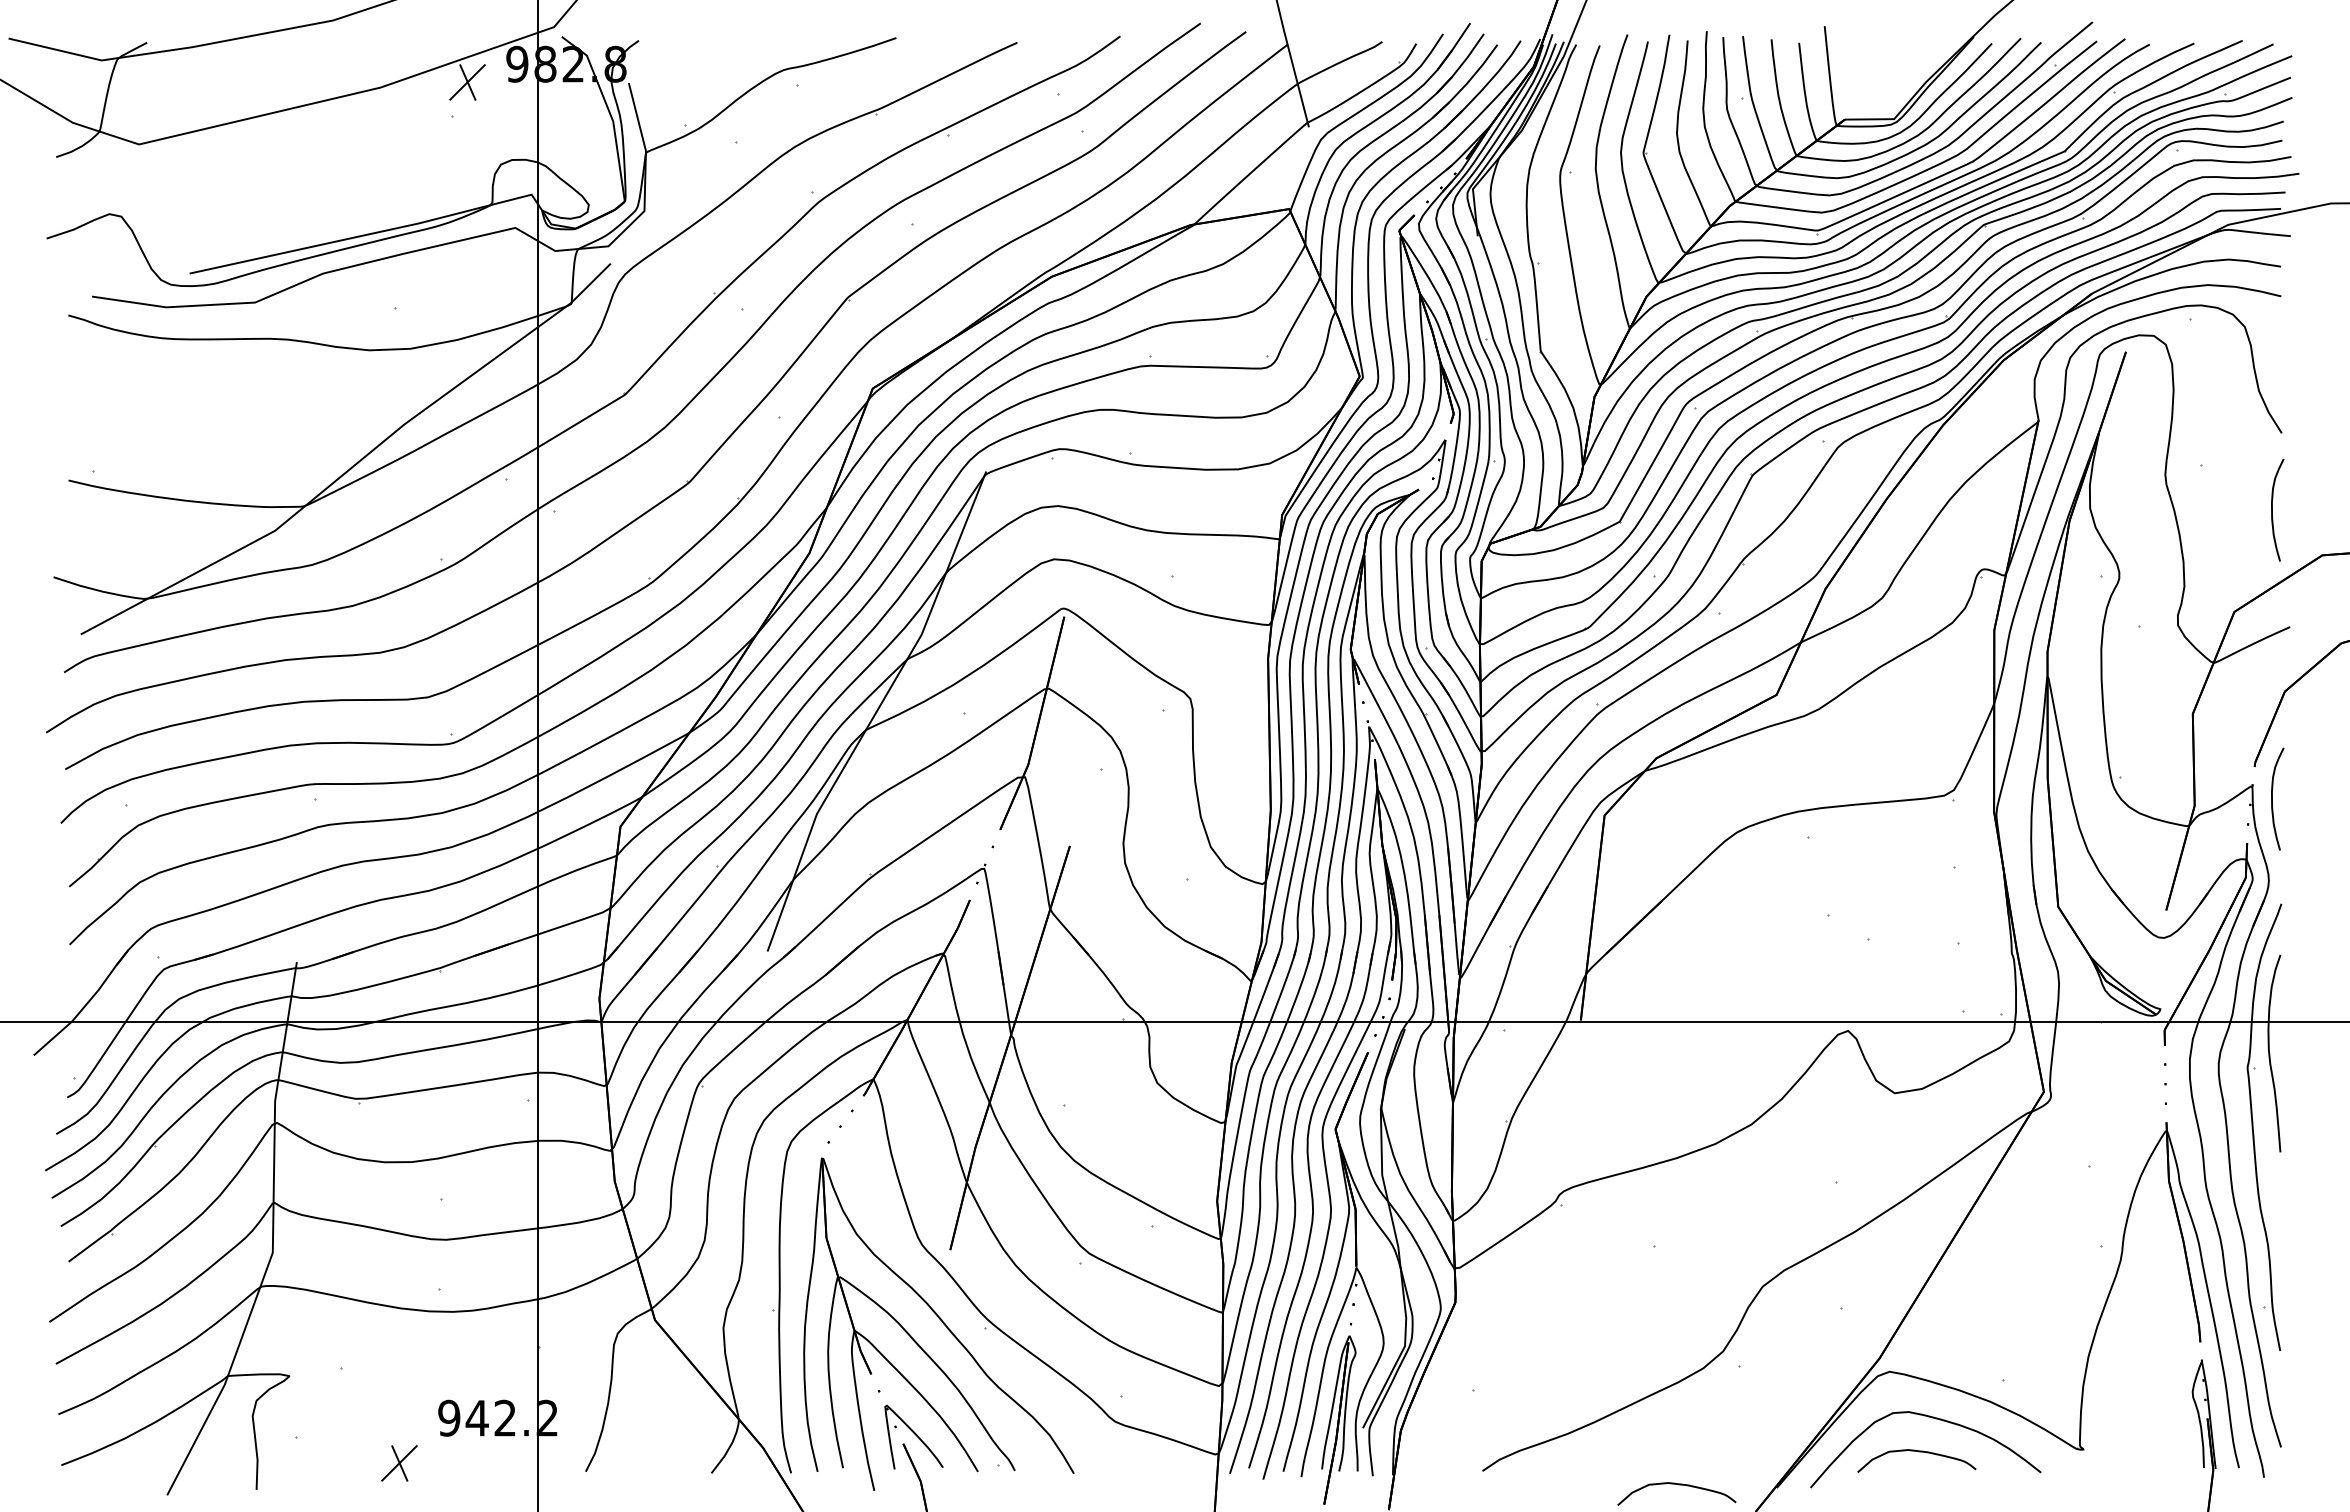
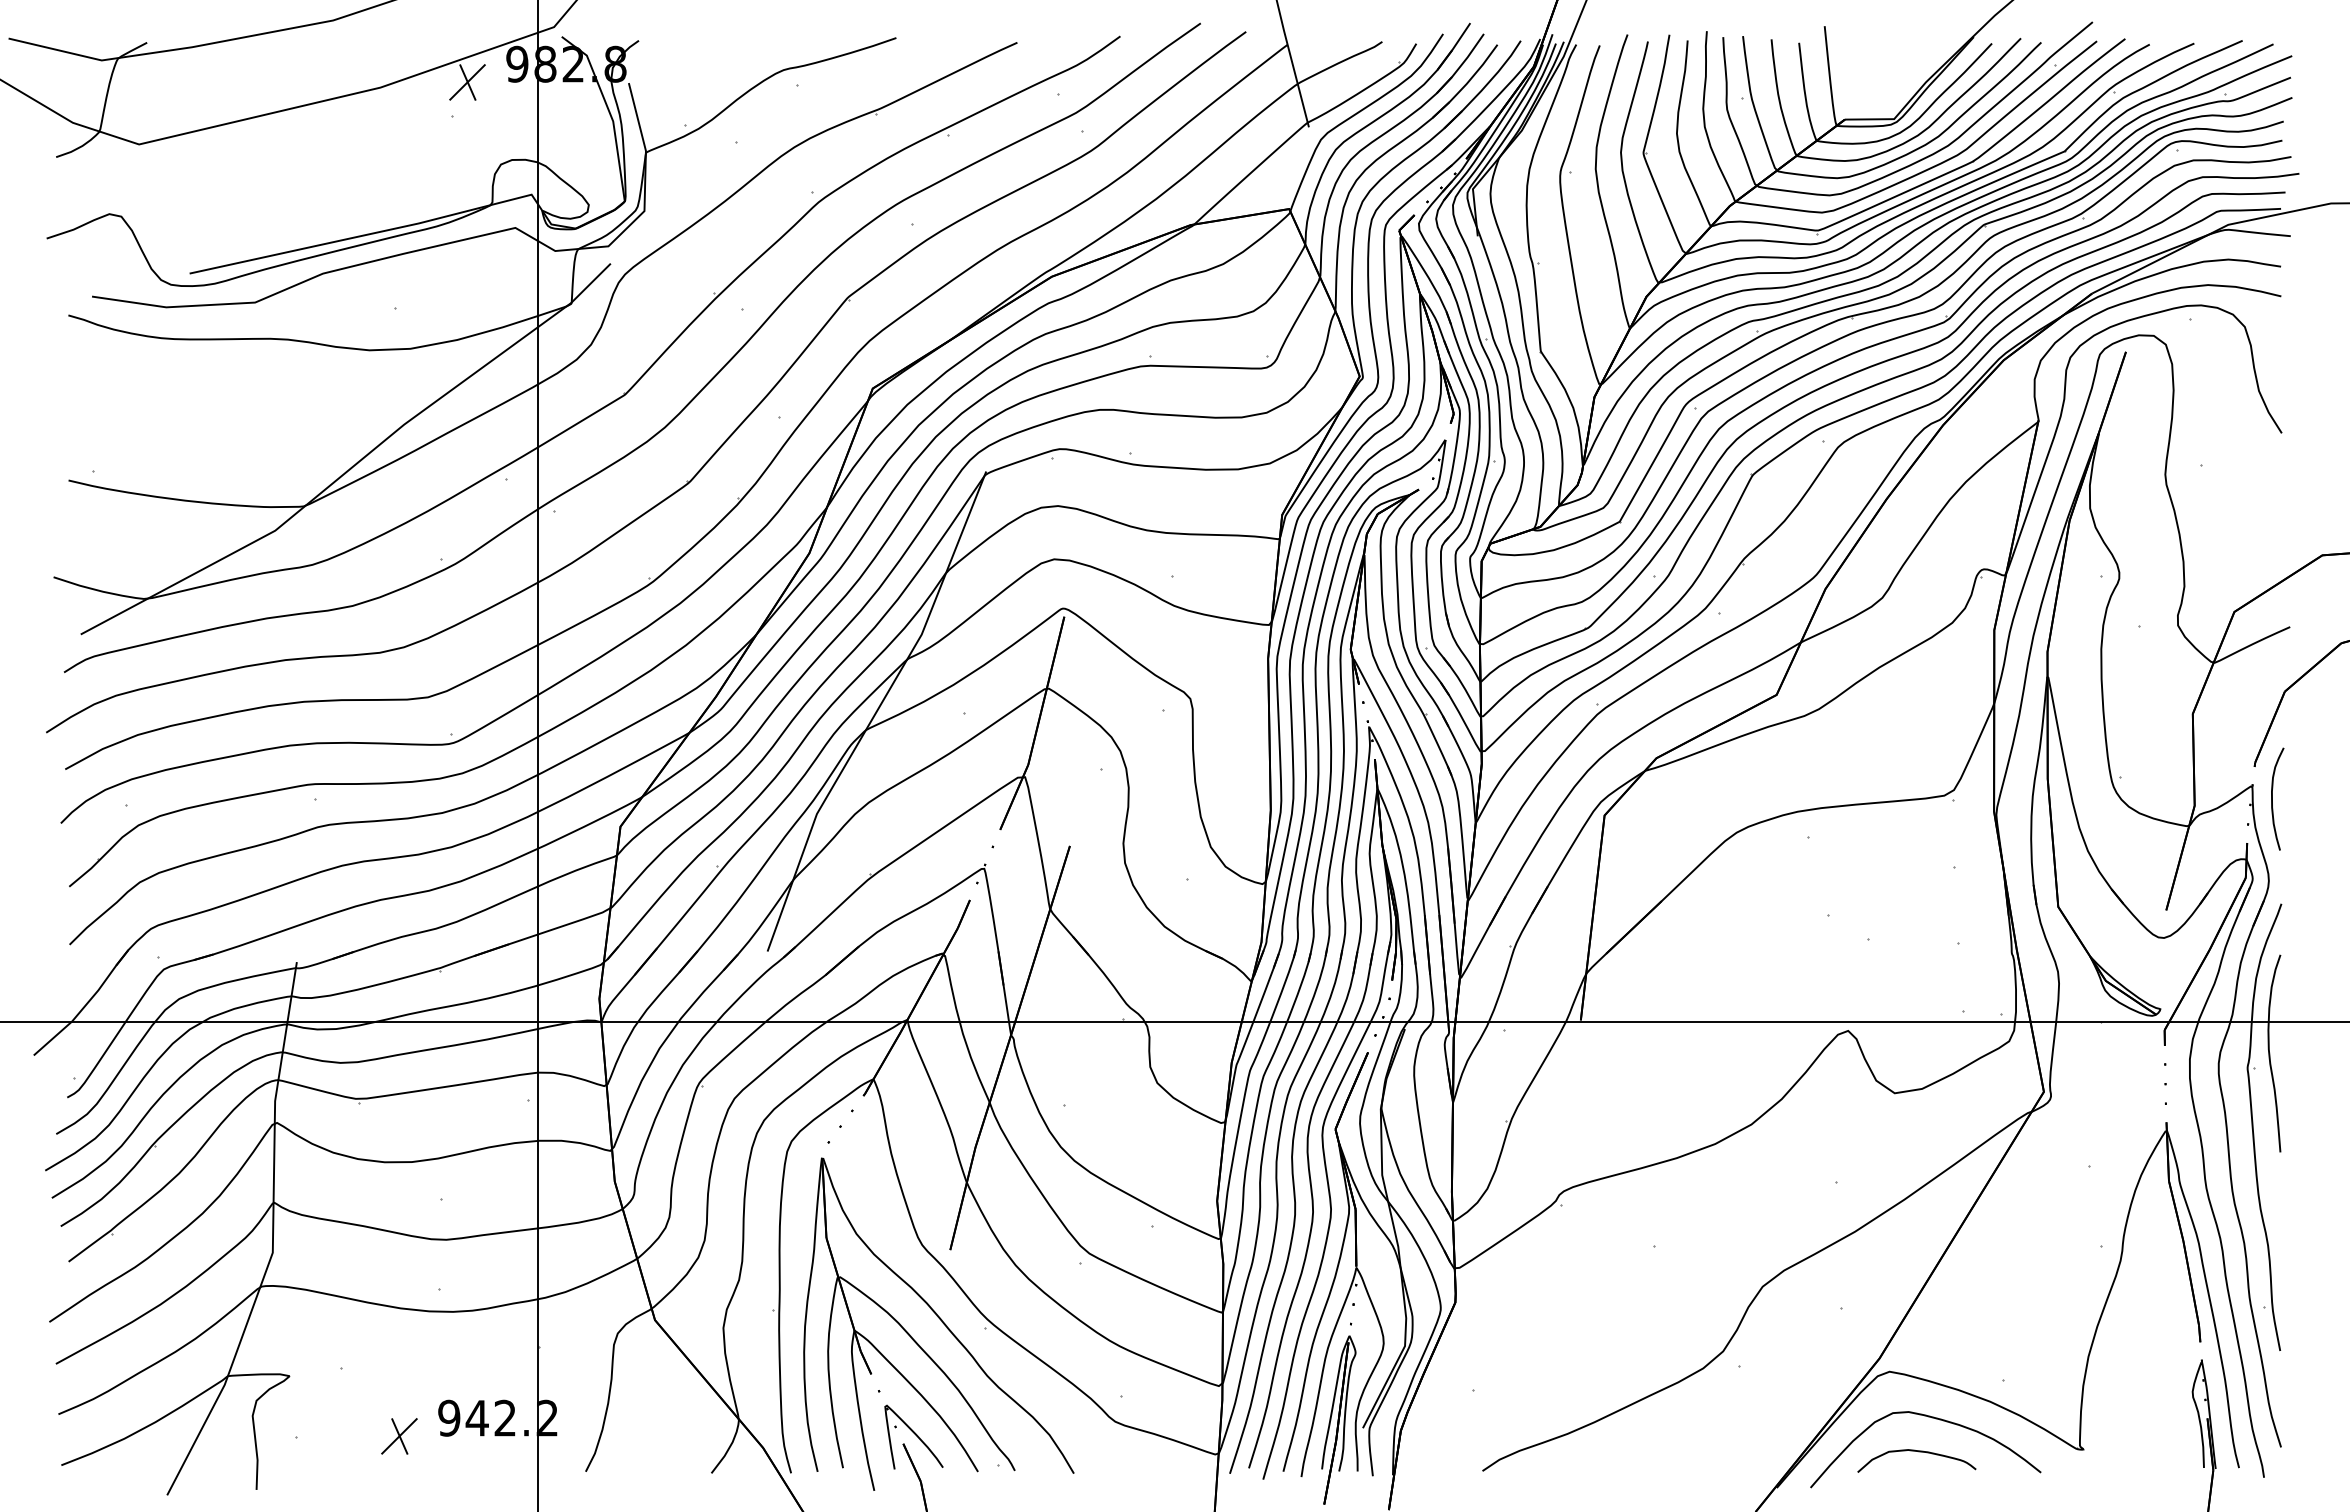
curve: present -> none (2272, 509)
part position: (399, 1463) -> (399, 1436) (399, 1436)
curve: present -> none (1678, 1485)
